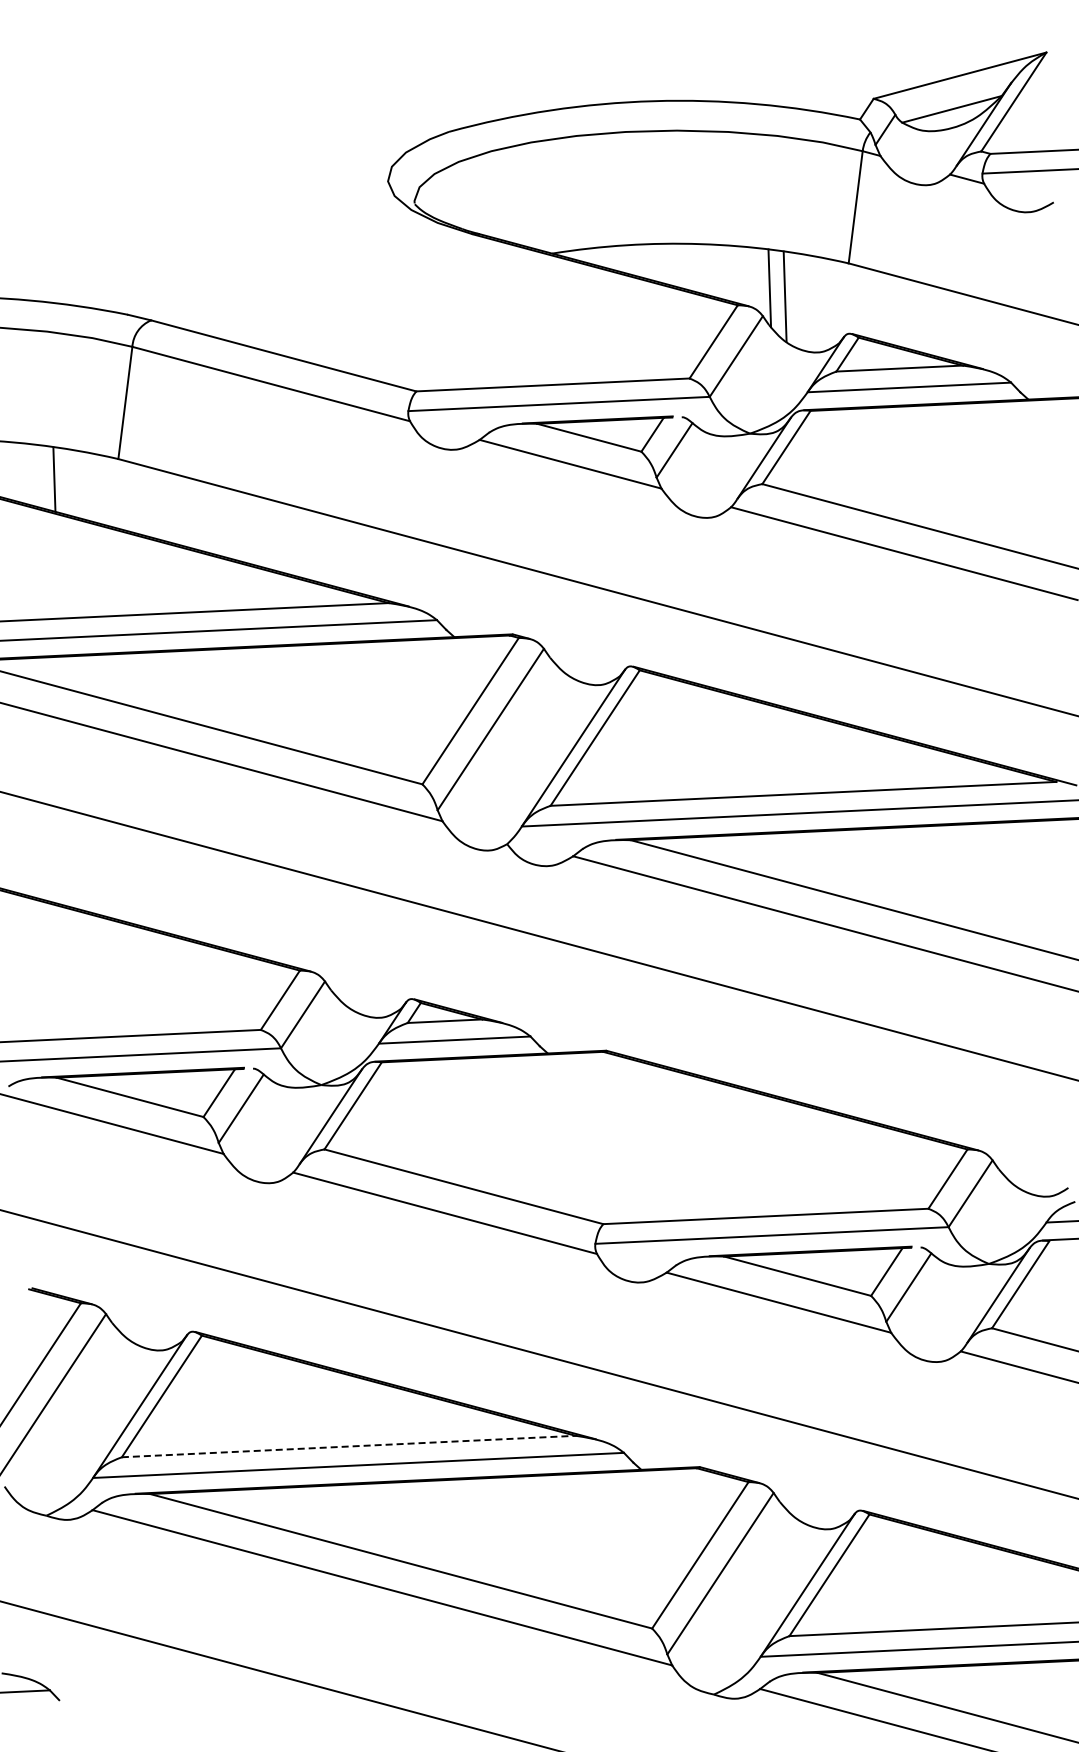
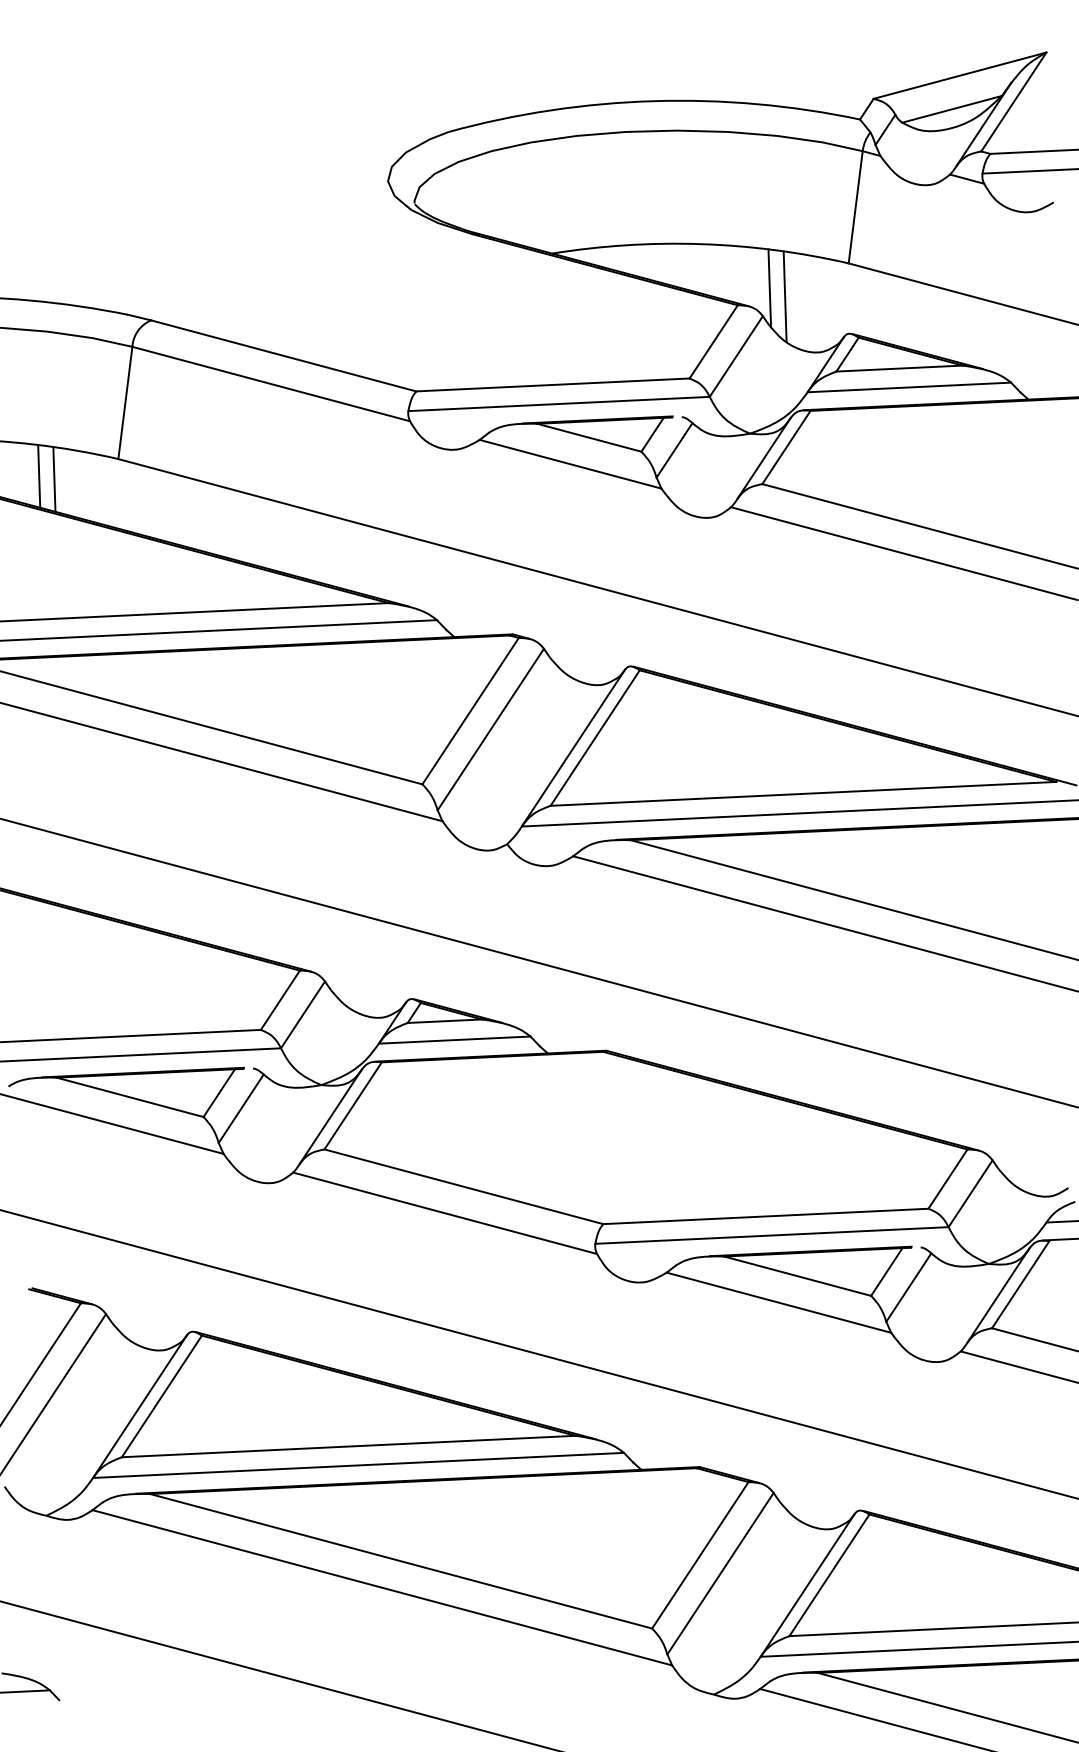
line: none -> present (39, 475)
line position: (538, 936) -> (538, 962) (538, 962)
line: dashed -> solid (349, 1446)
